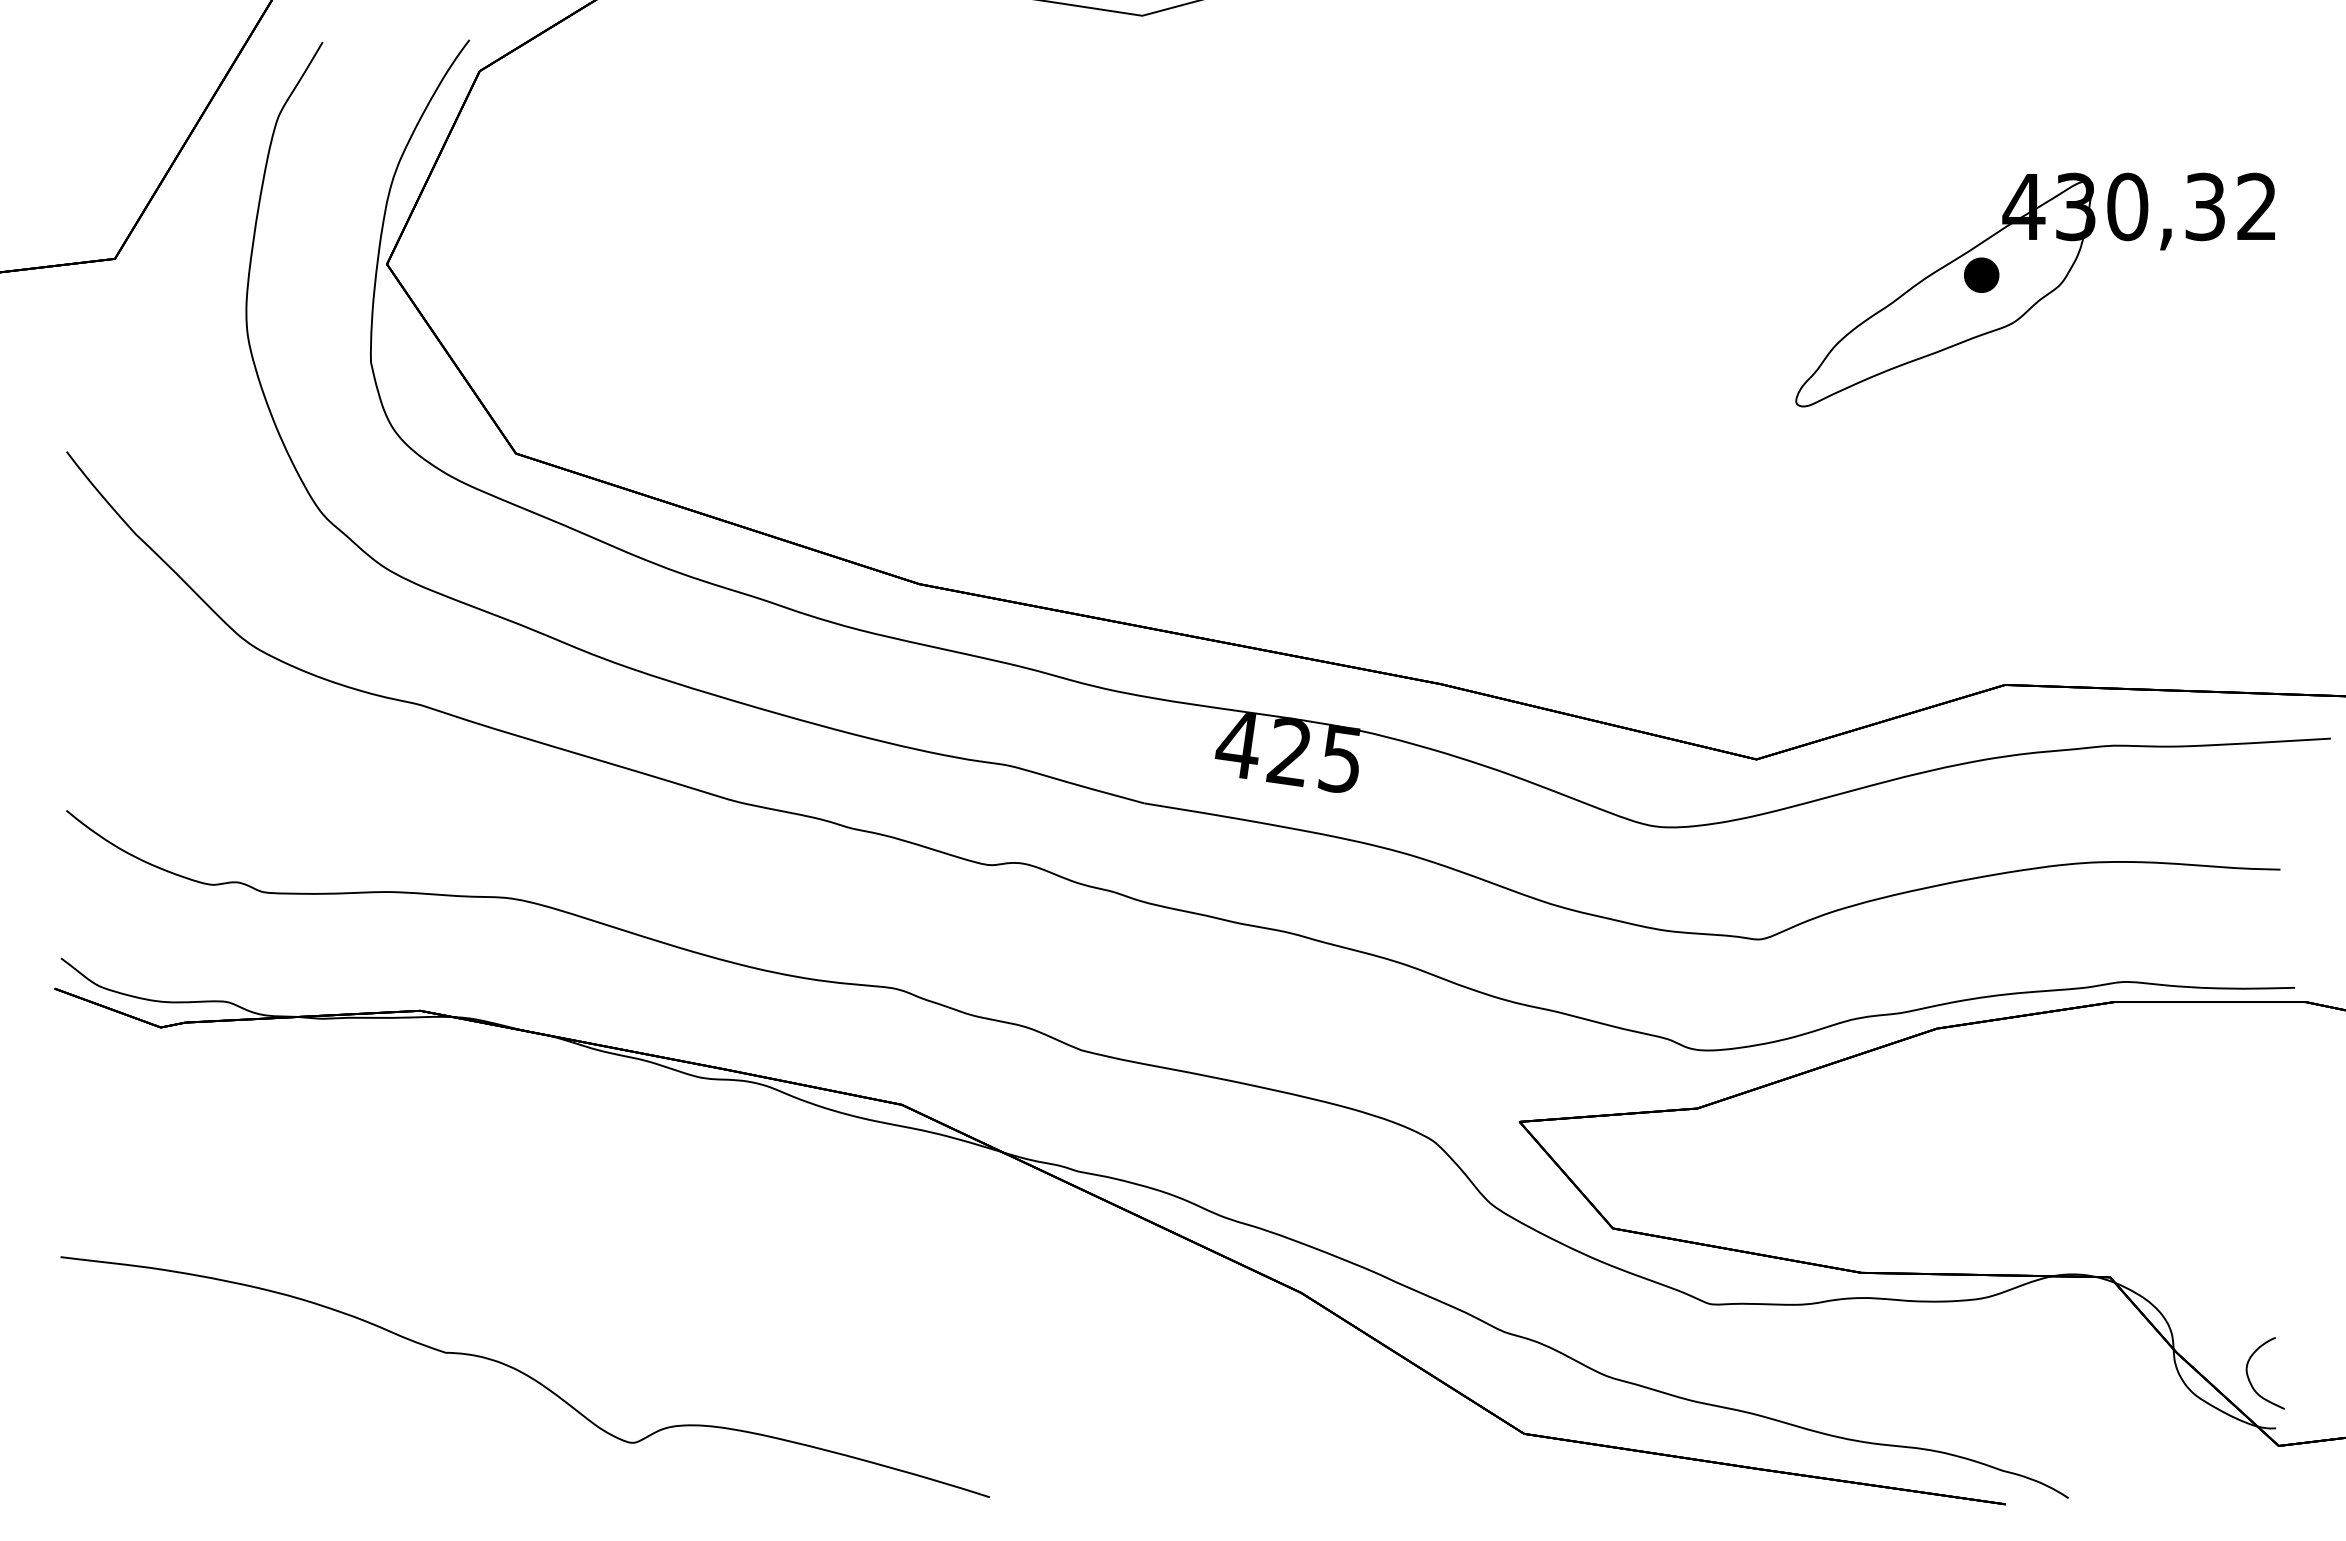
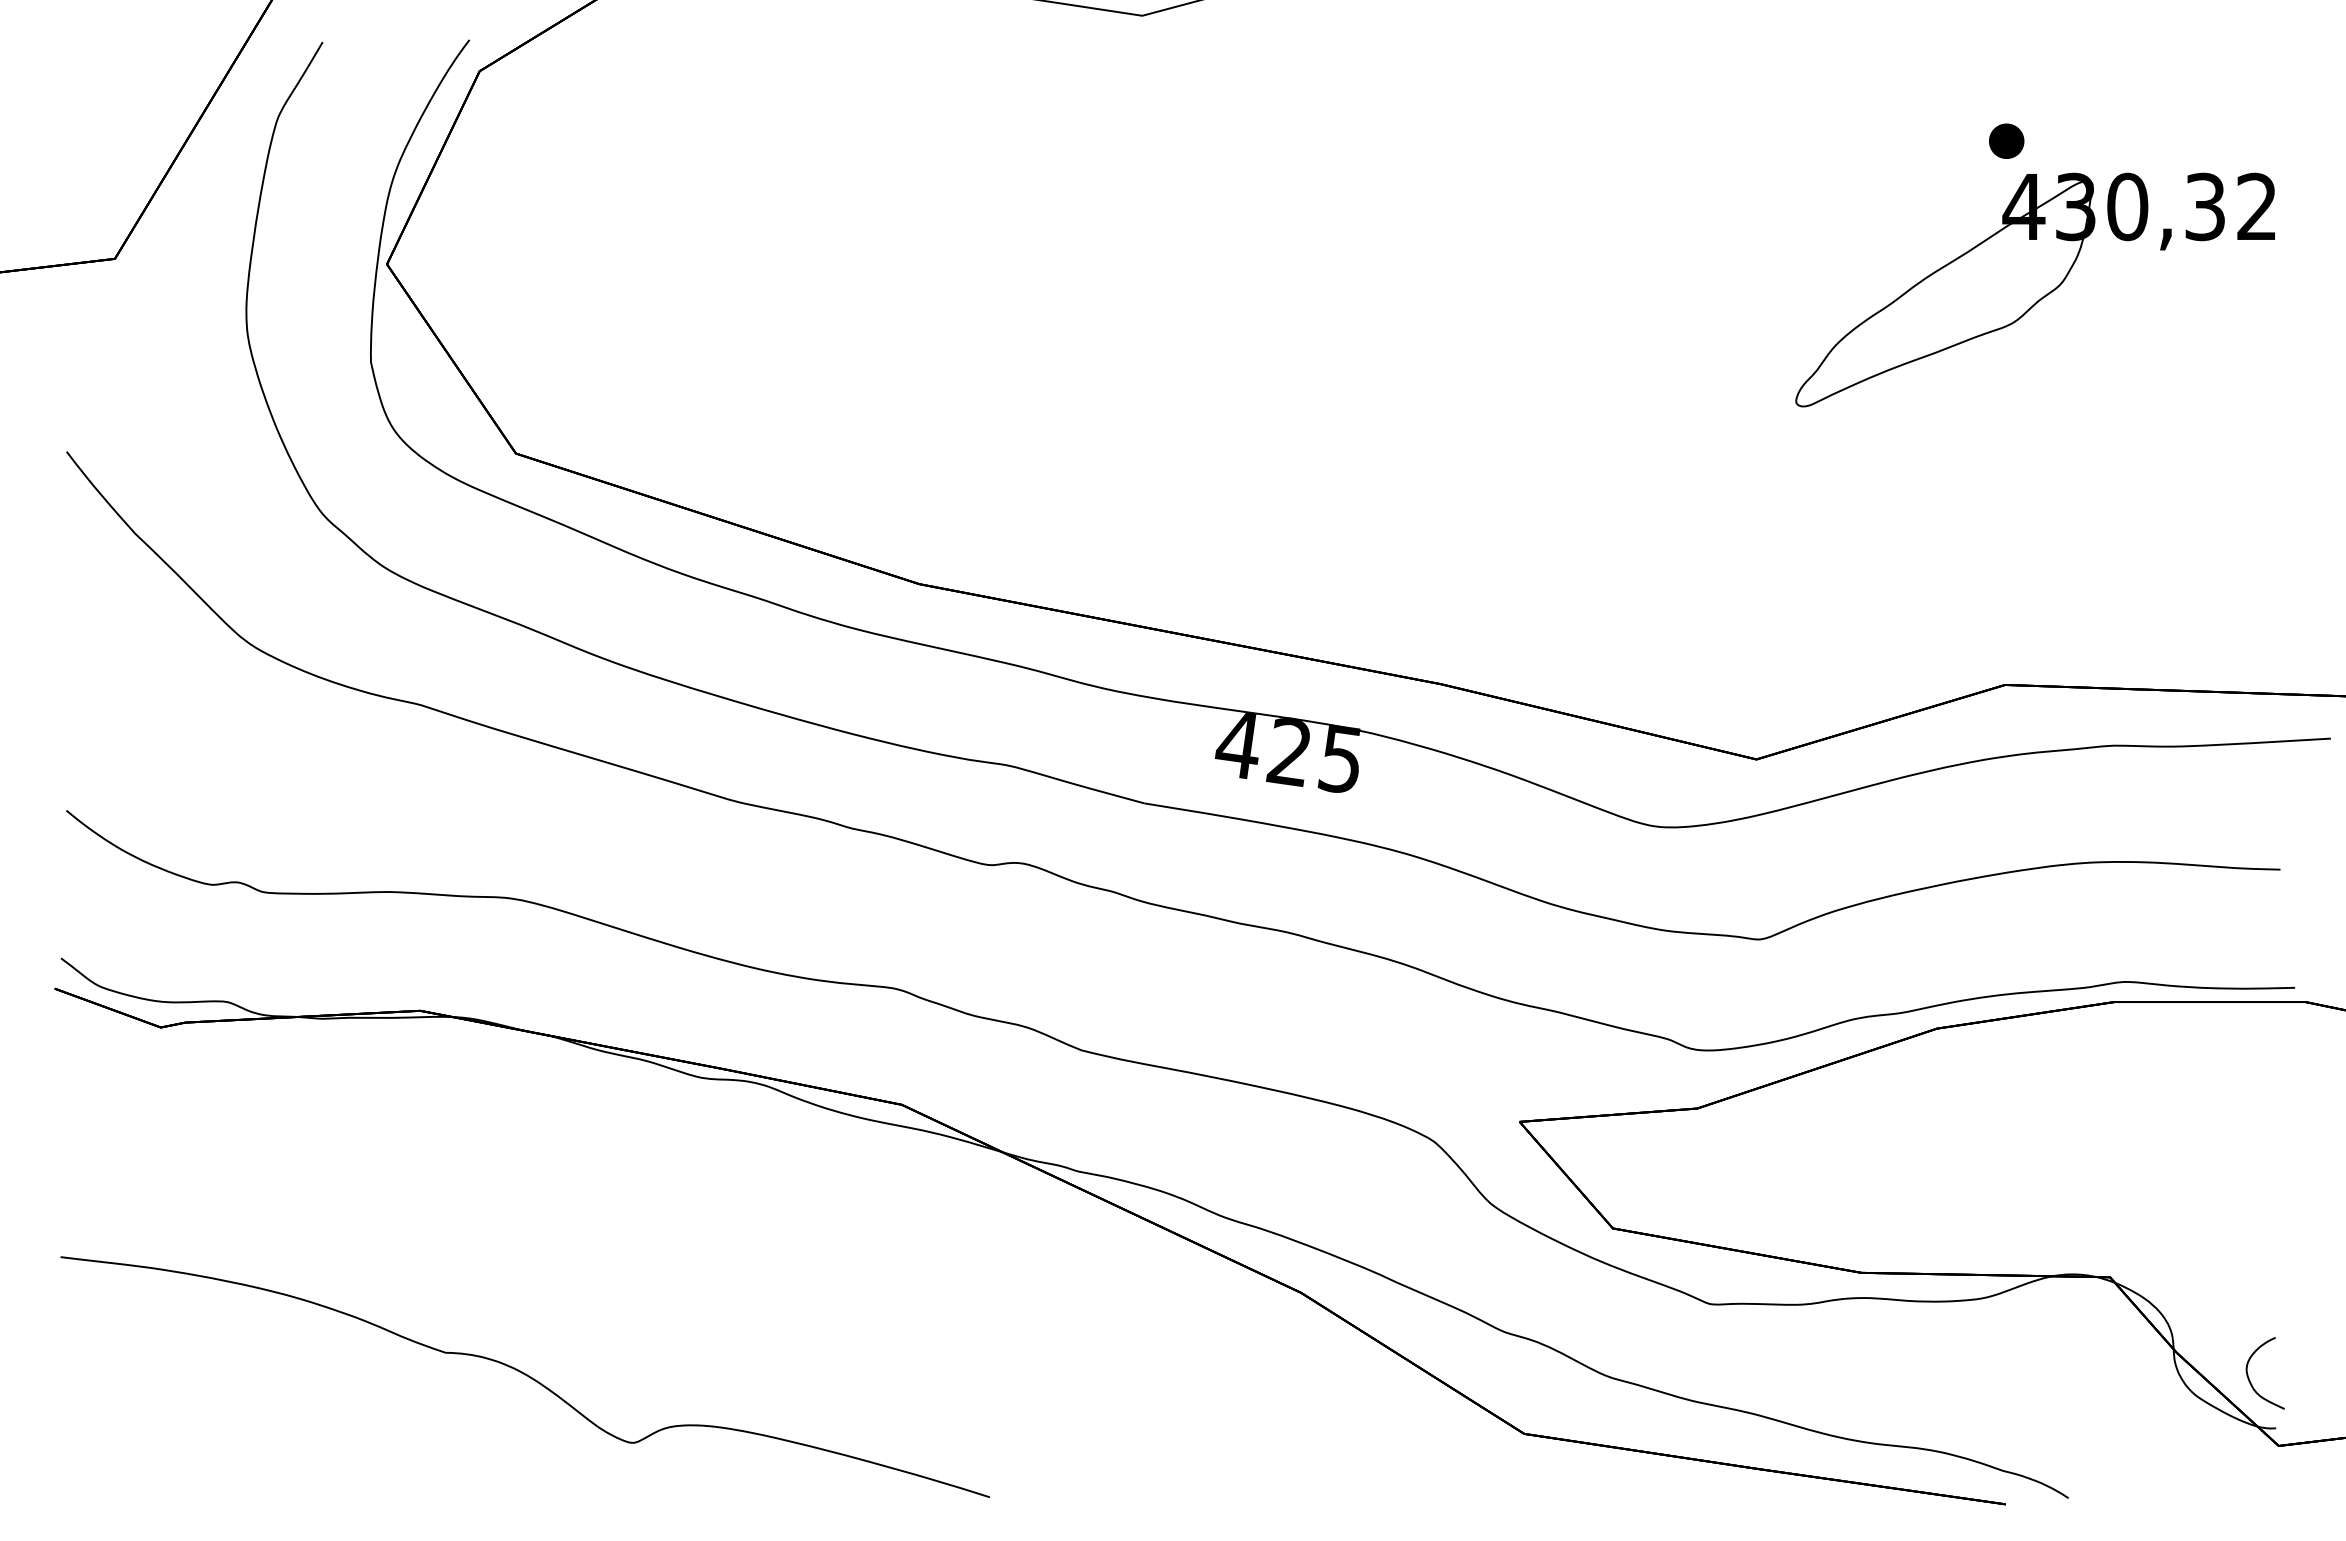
part position: (1981, 274) -> (2006, 140) (2006, 140)
